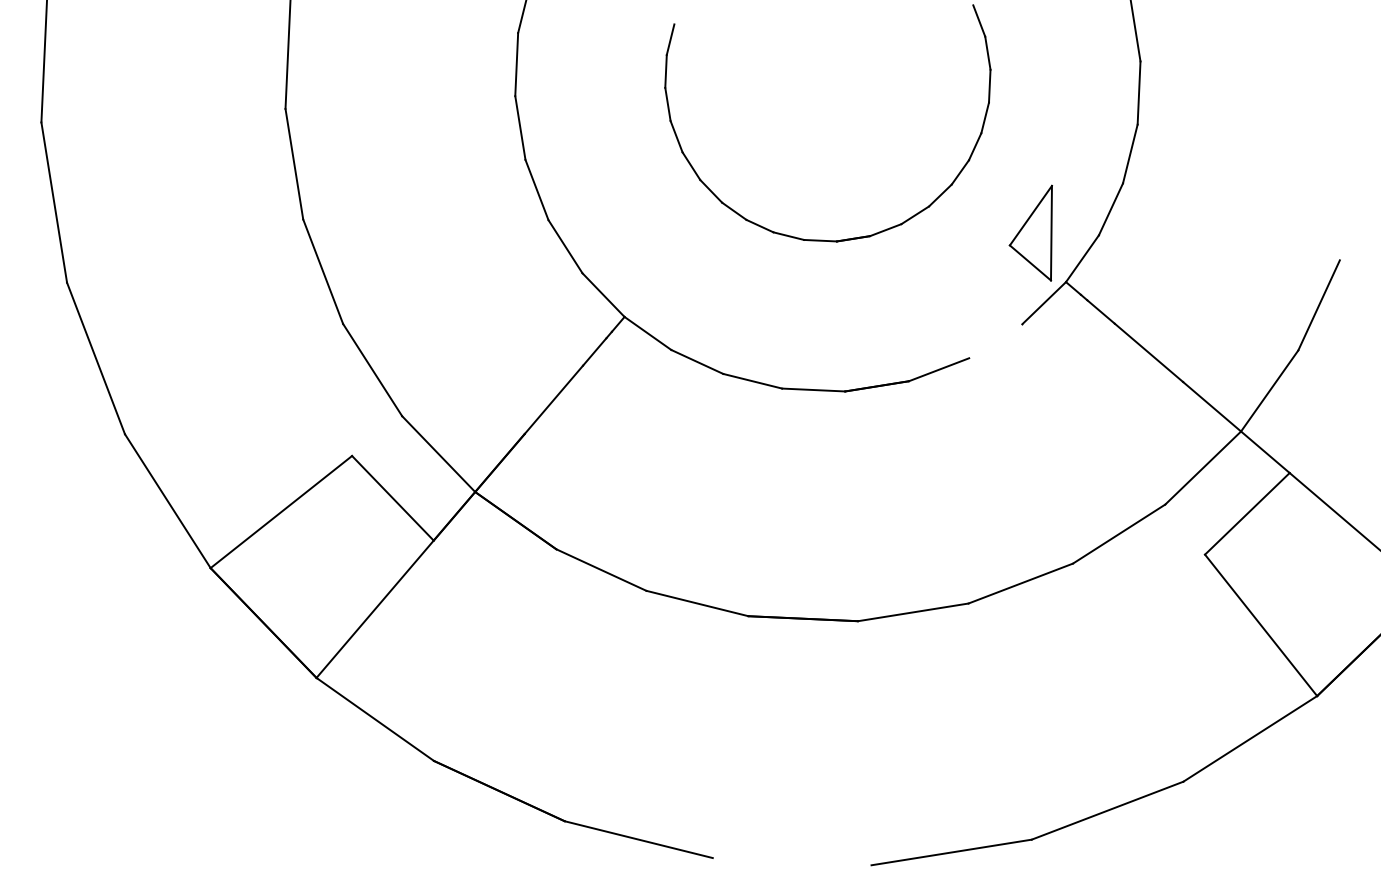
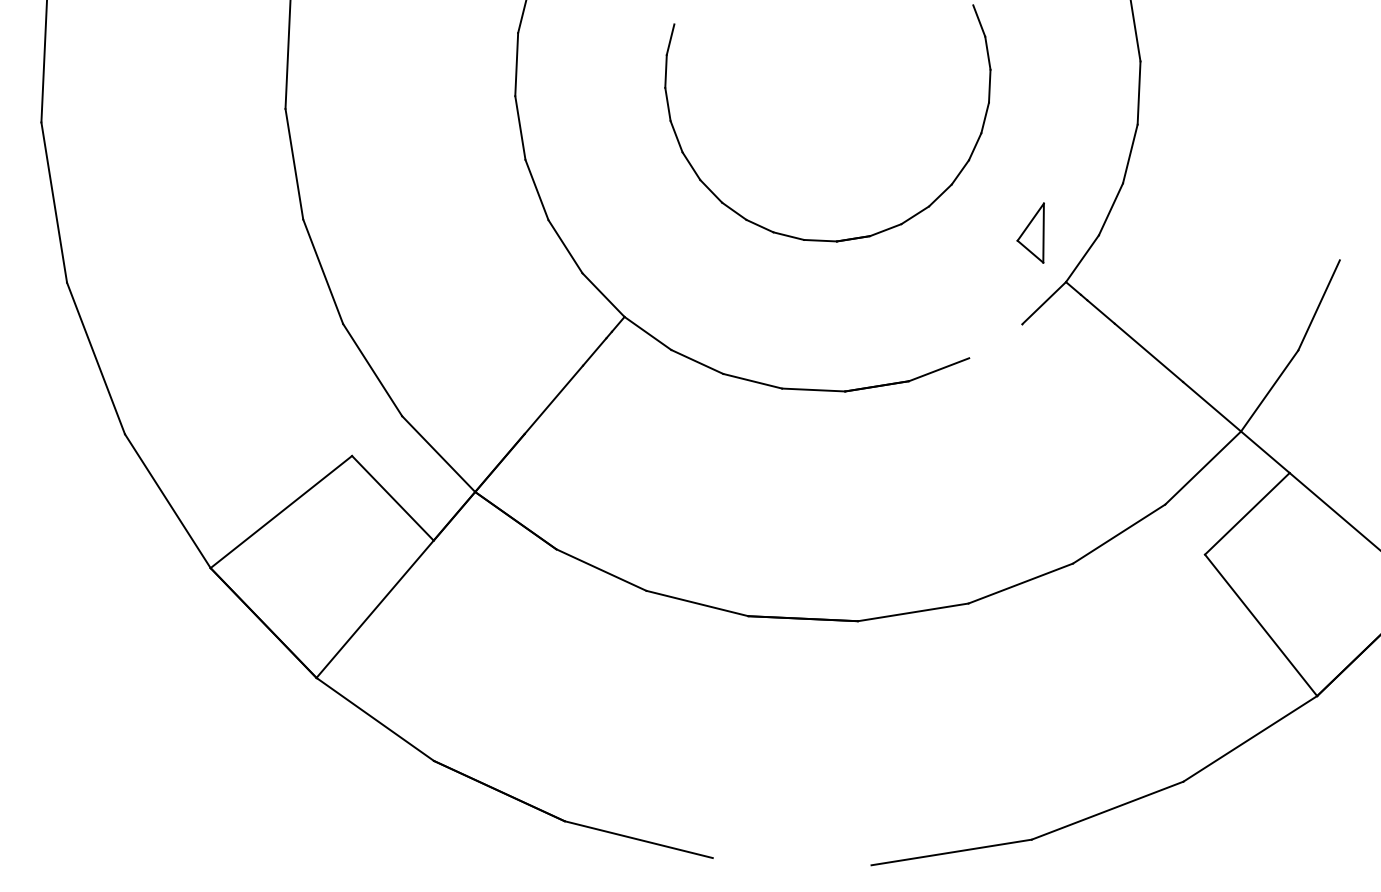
part size: 45x98 px -> 29x62 px (1030, 232)
